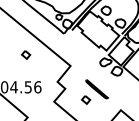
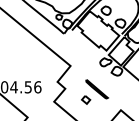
part: present -> none (26, 54)
